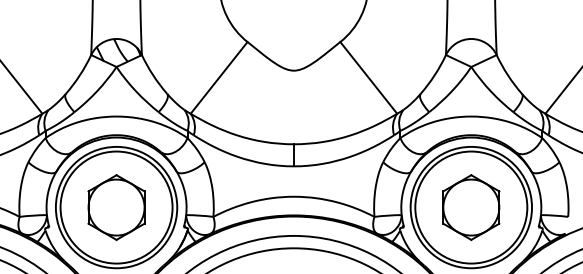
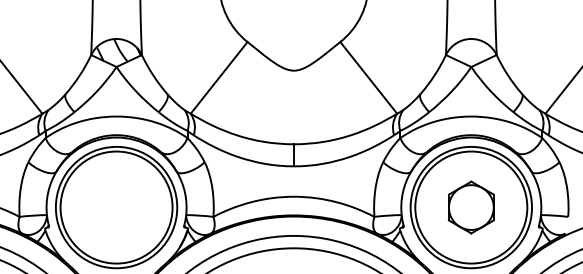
part: present -> none (116, 207)
part size: 59x67 px -> 48x55 px (470, 207)
